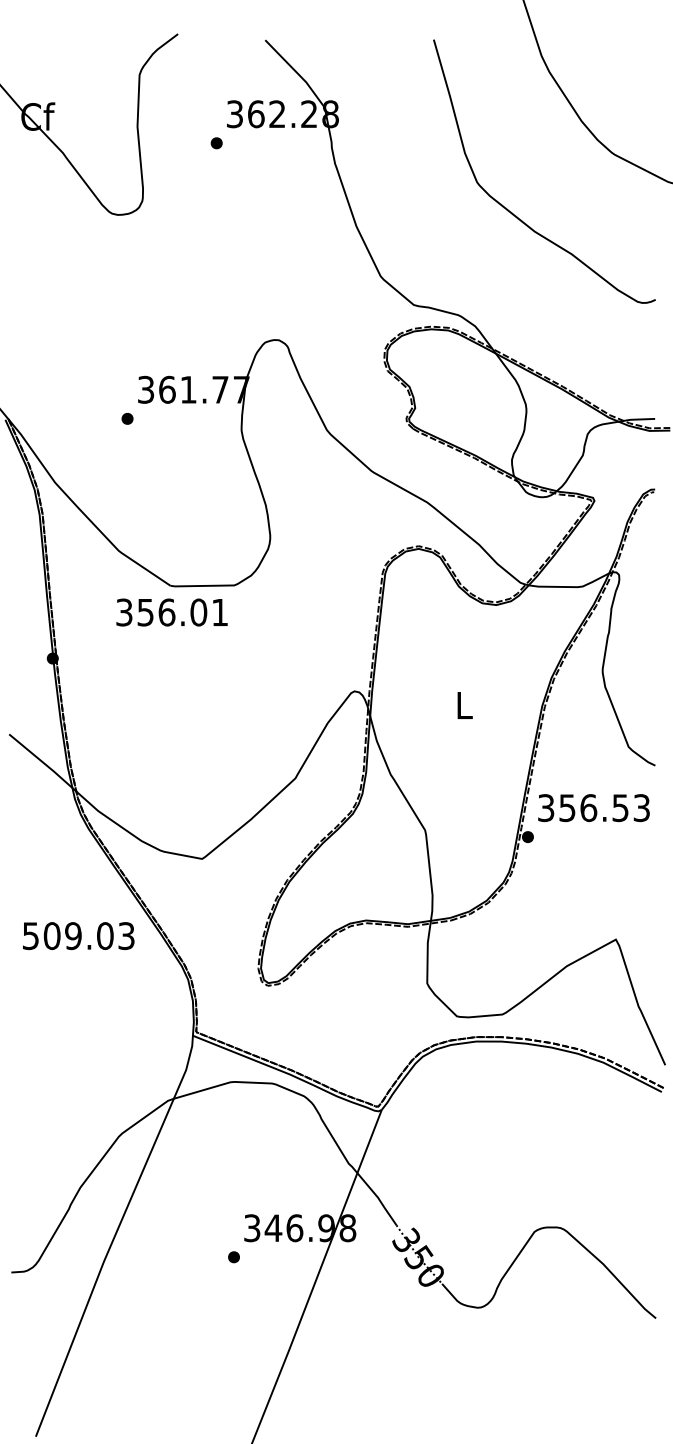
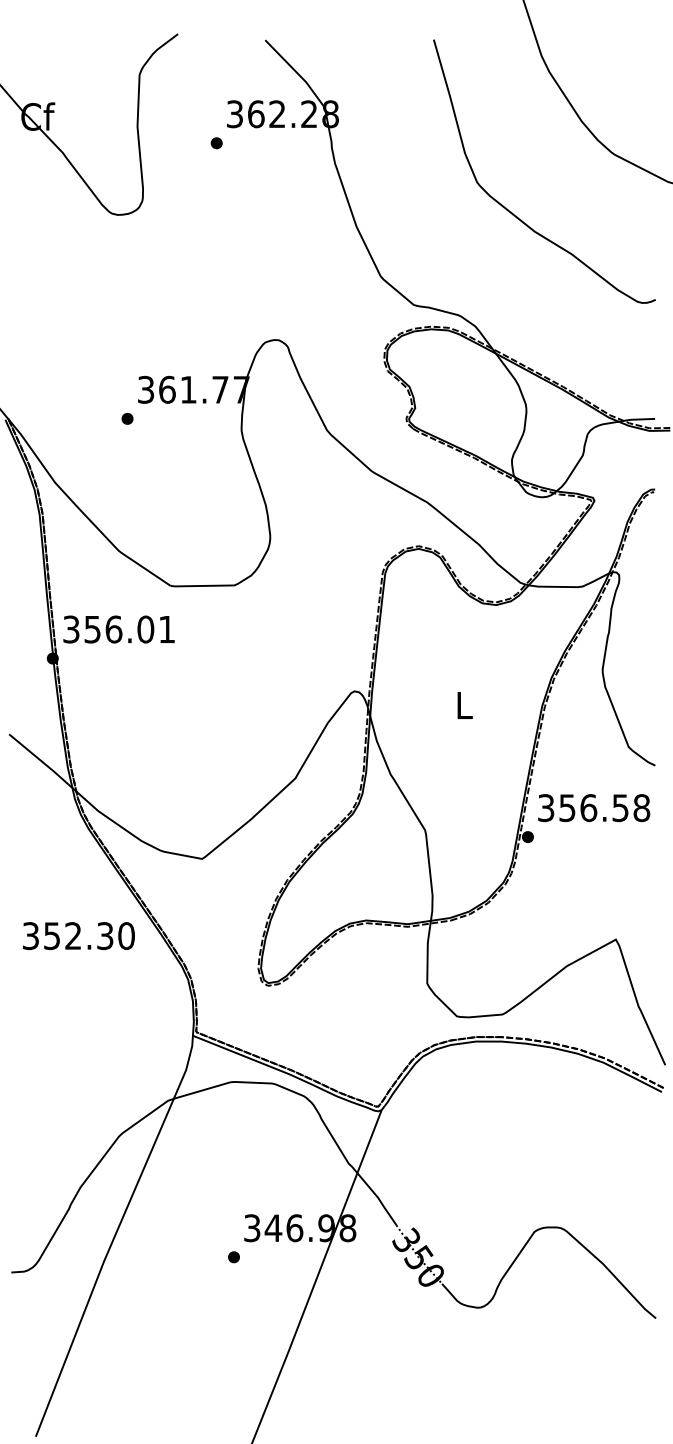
text position: (171, 612) -> (118, 629) (118, 629)
text: 356.53 -> 356.58 (641, 808)
text: 509.03 -> 352.30 (78, 936)
